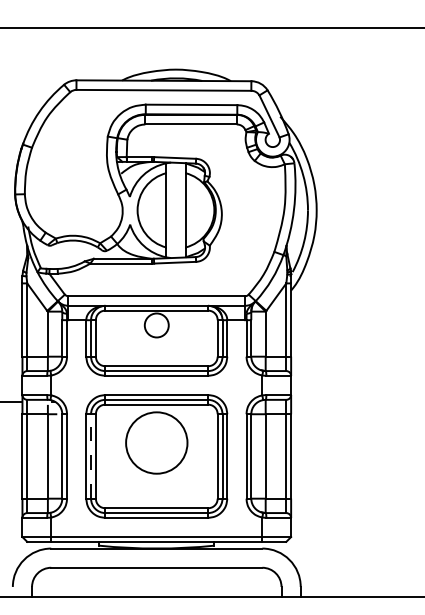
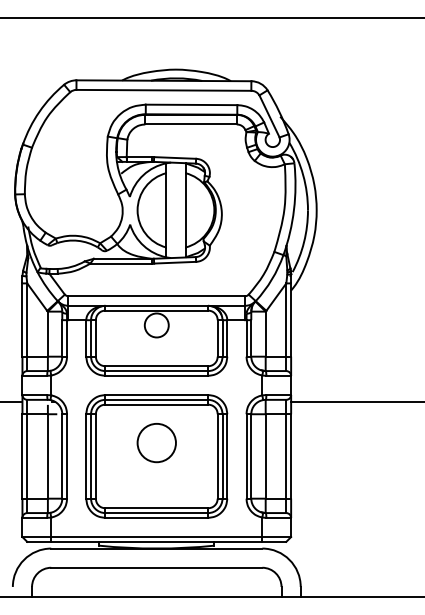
line position: (211, 28) -> (211, 18) (211, 18)
line: none -> present (356, 402)
circle diameter: 61 px -> 38 px (156, 442)
line: dashed -> solid (91, 455)
